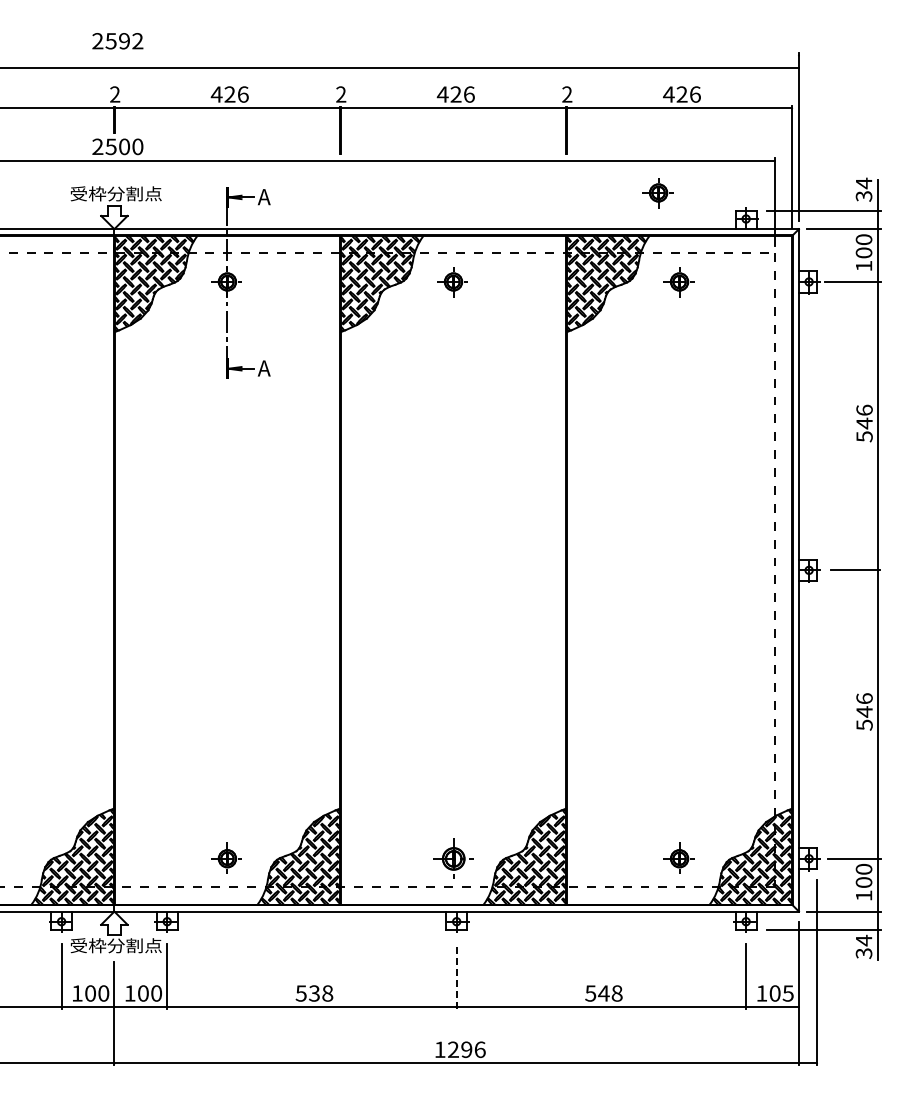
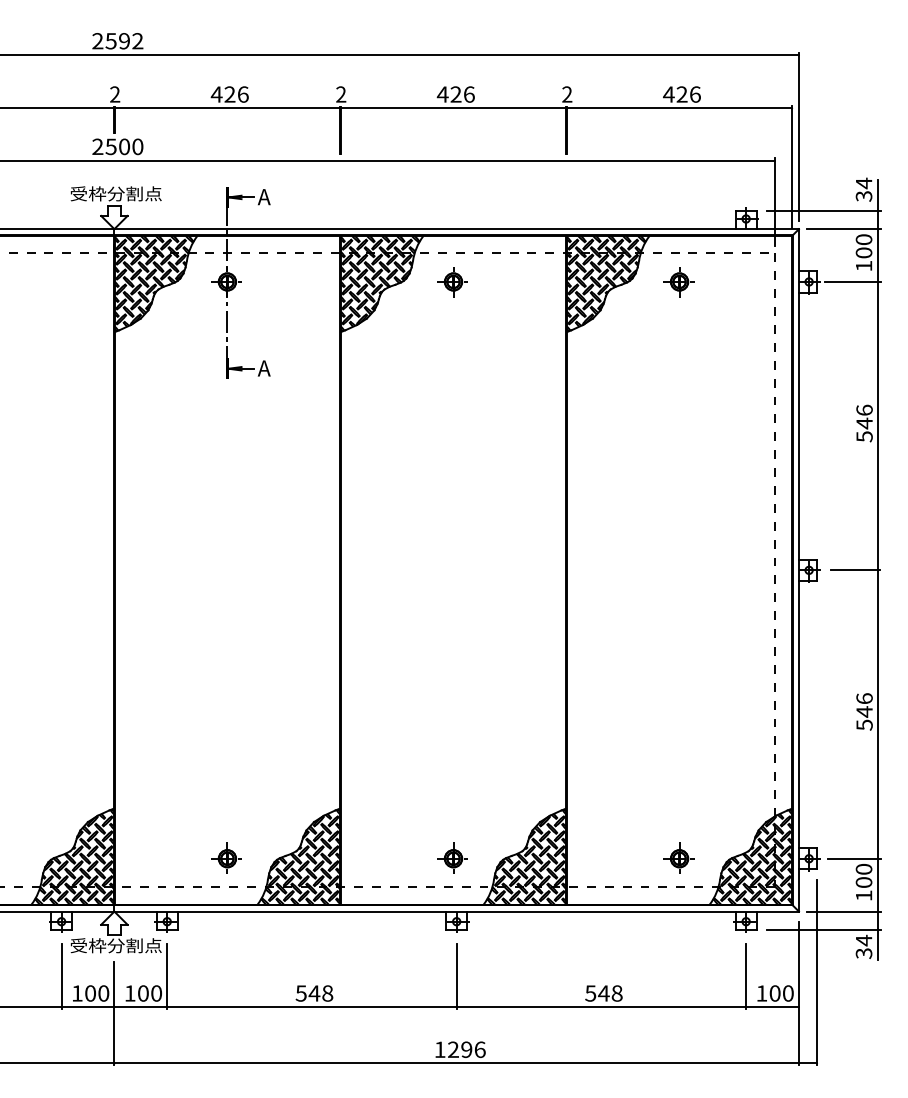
line position: (400, 68) -> (400, 55) (400, 55)
part: present -> none (657, 193)
part size: 41x41 px -> 31x32 px (452, 857)
line: dashed -> solid (456, 975)
text: 538 -> 548 (314, 993)
text: 105 -> 100 (787, 993)
